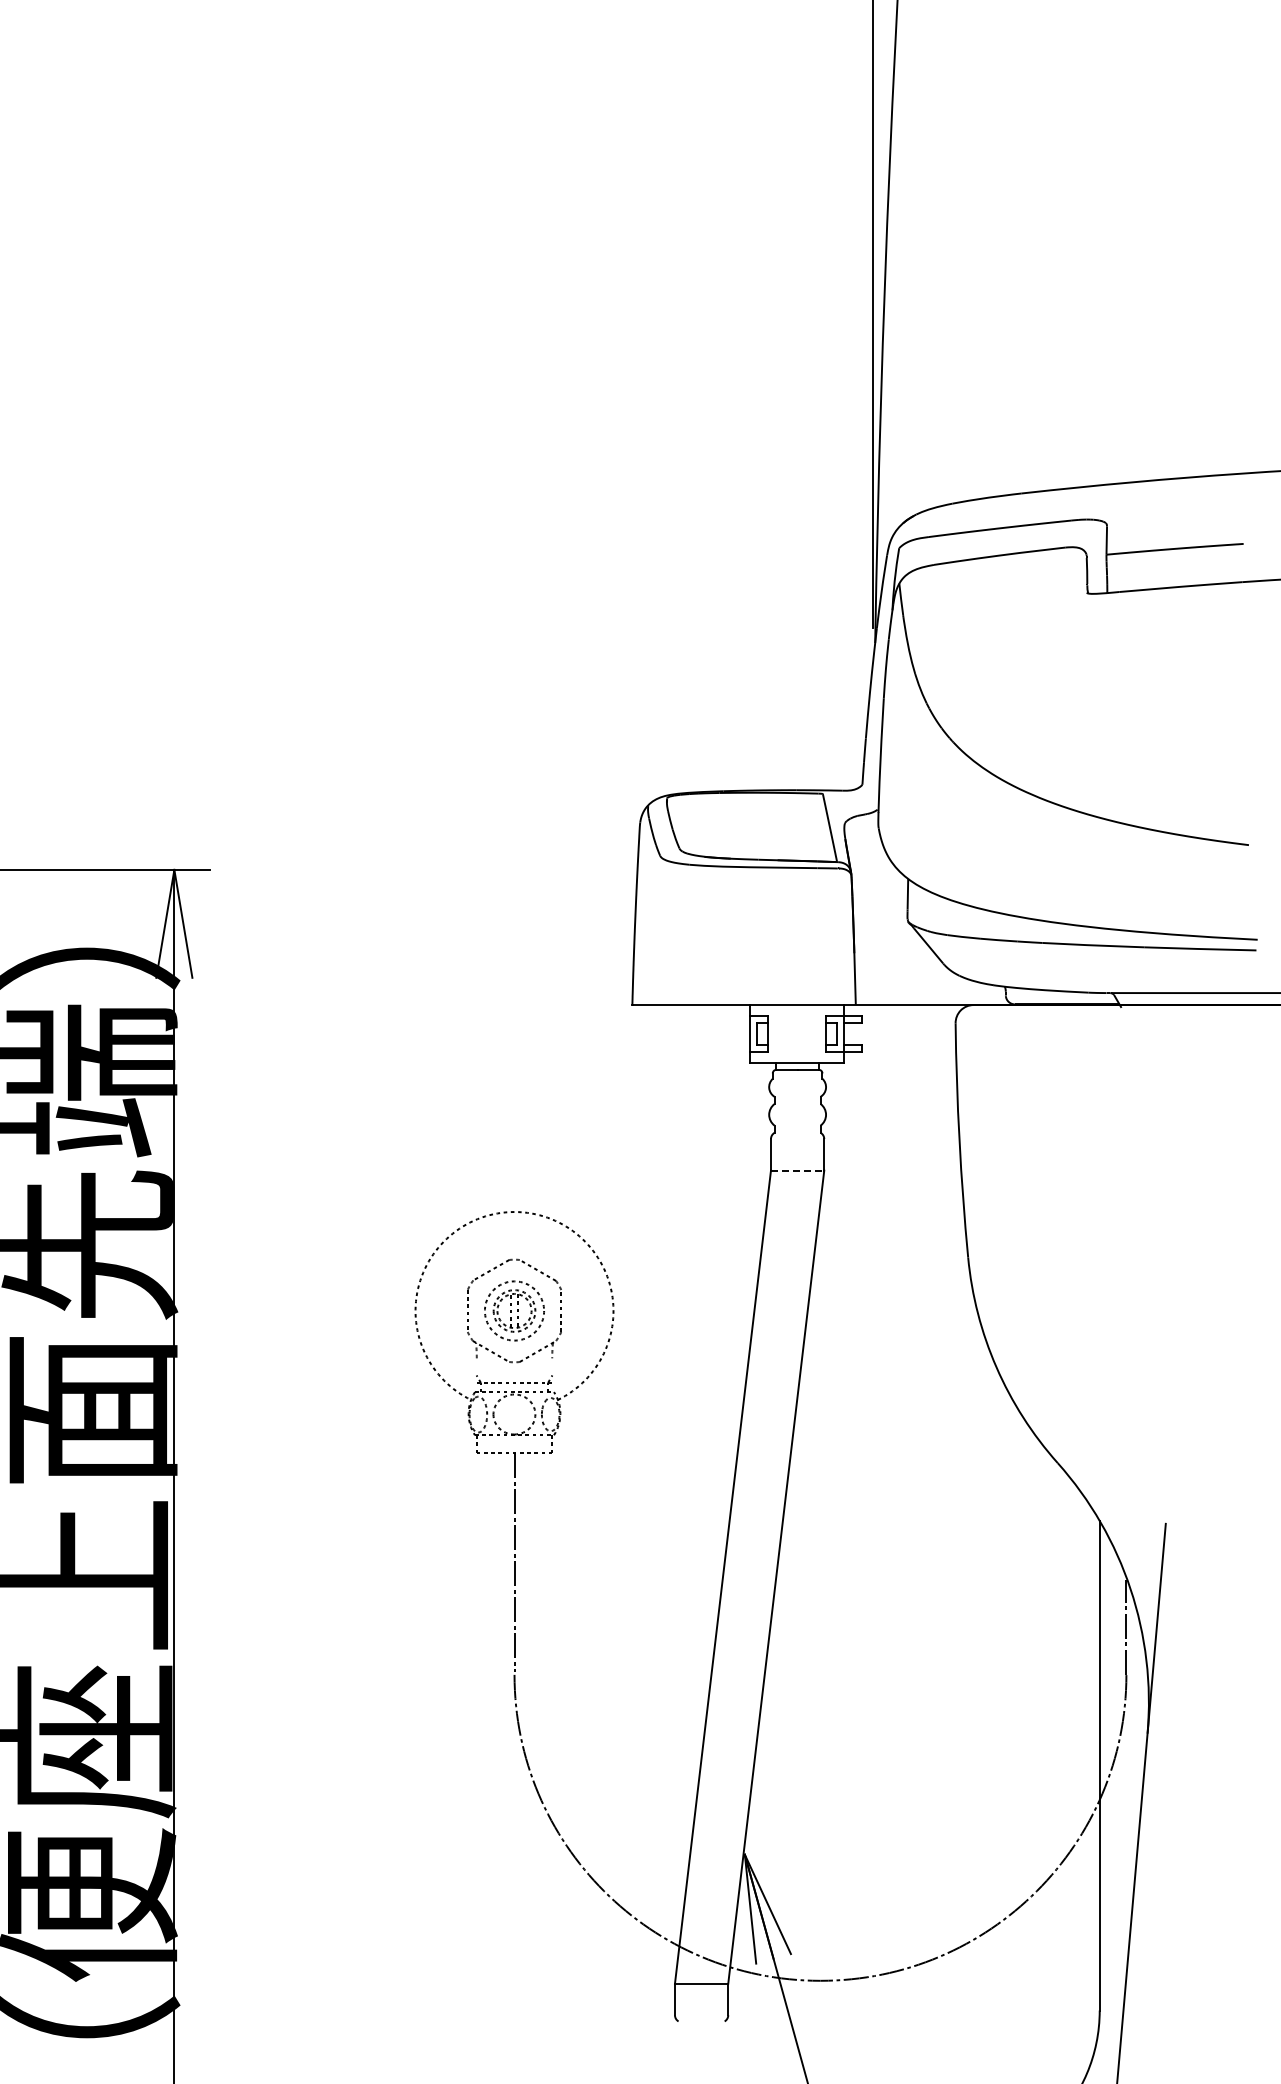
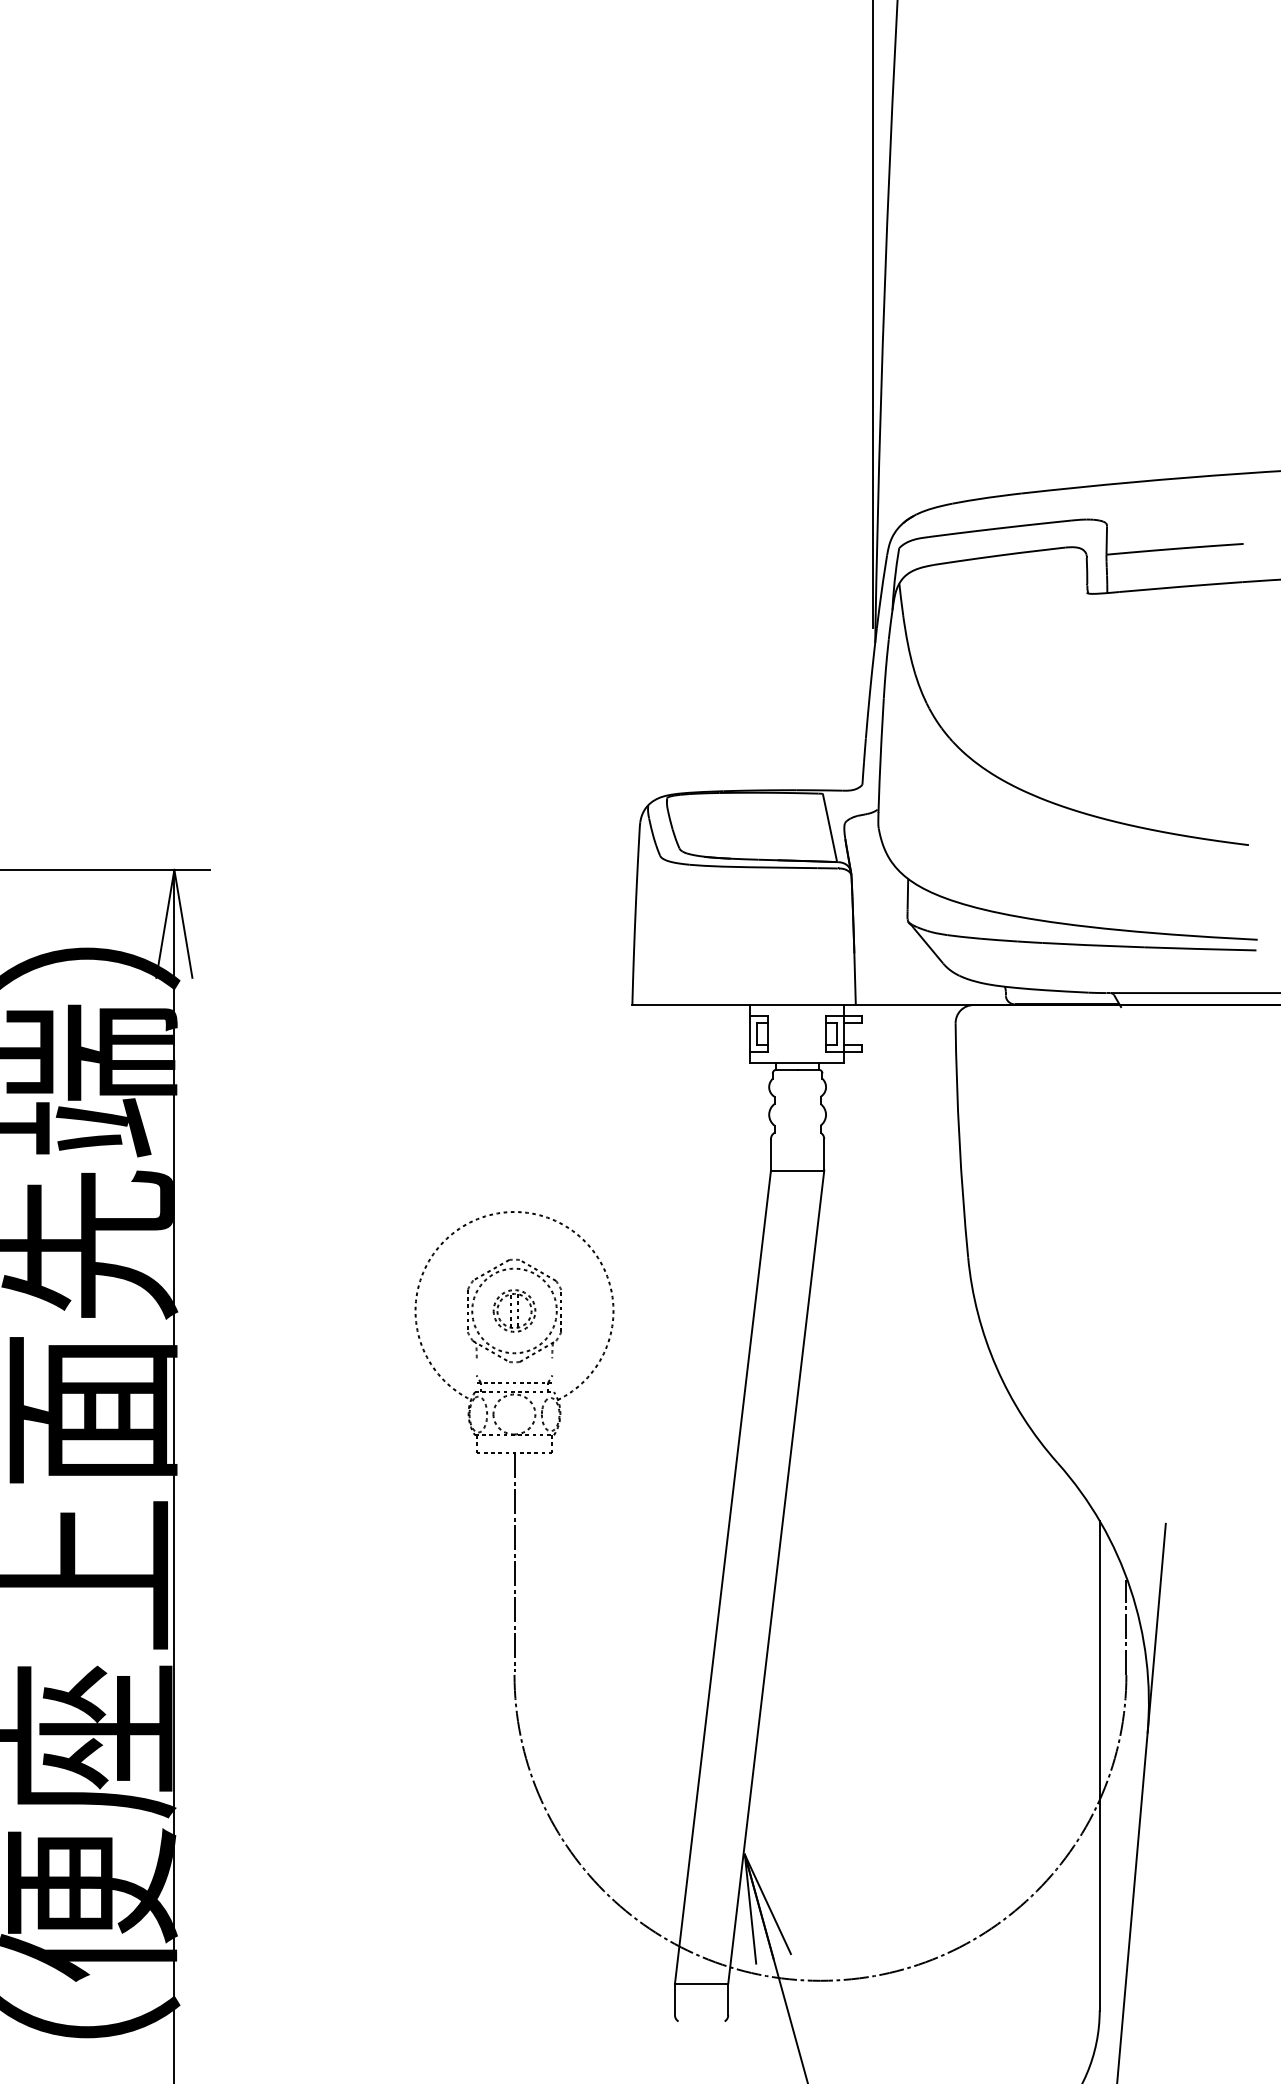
line: dashed -> solid (797, 1170)
circle diameter: 59 px -> 85 px (514, 1310)
